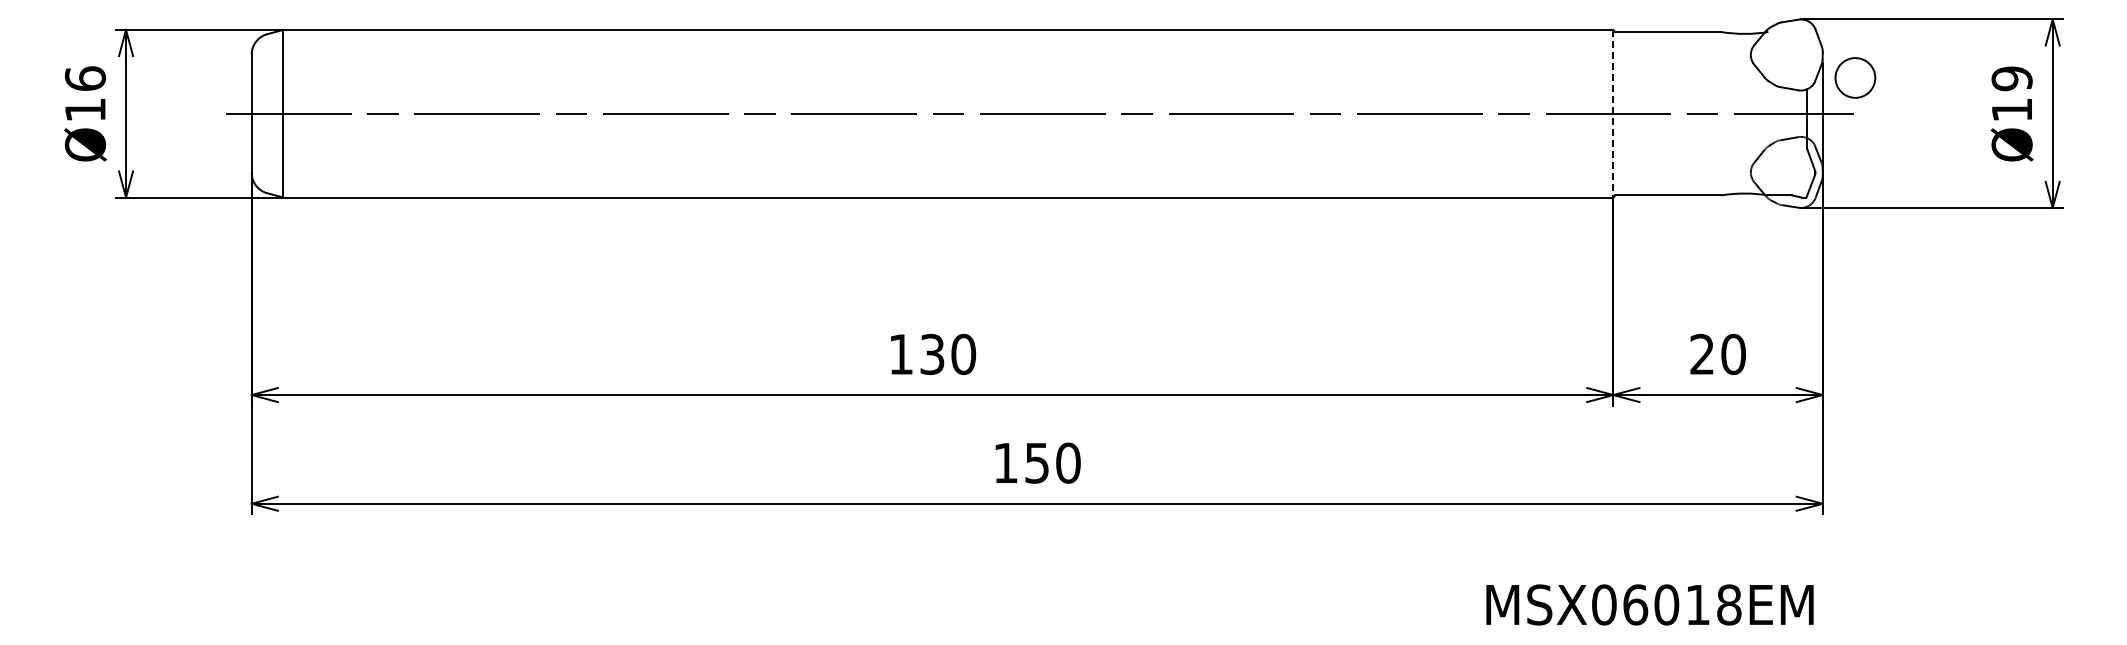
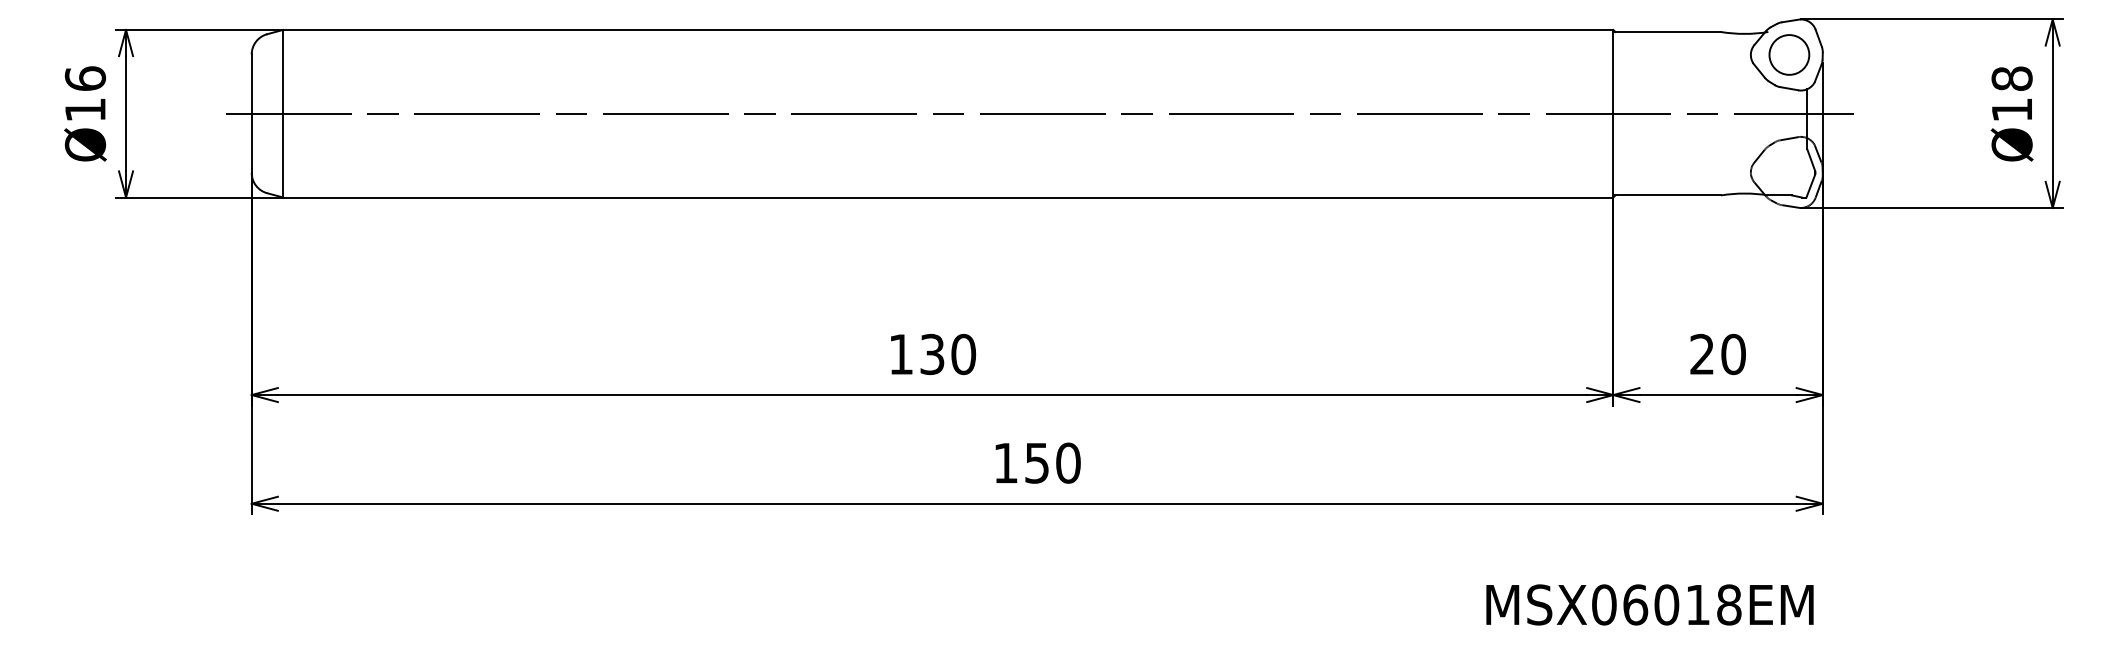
circle position: (1855, 77) -> (1789, 54) (1789, 54)
text: Ø19 -> Ø18 (2011, 78)
line: dashed -> solid (1613, 113)
